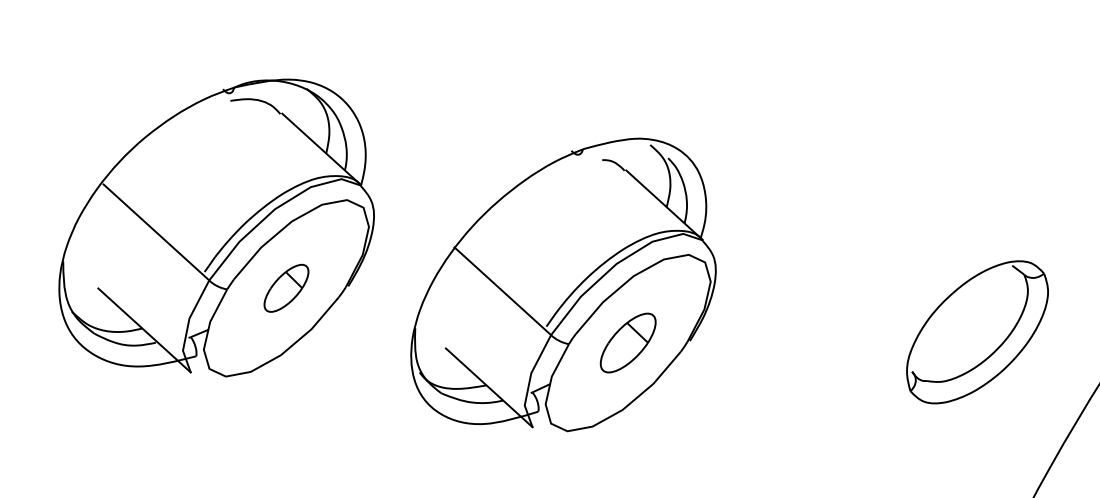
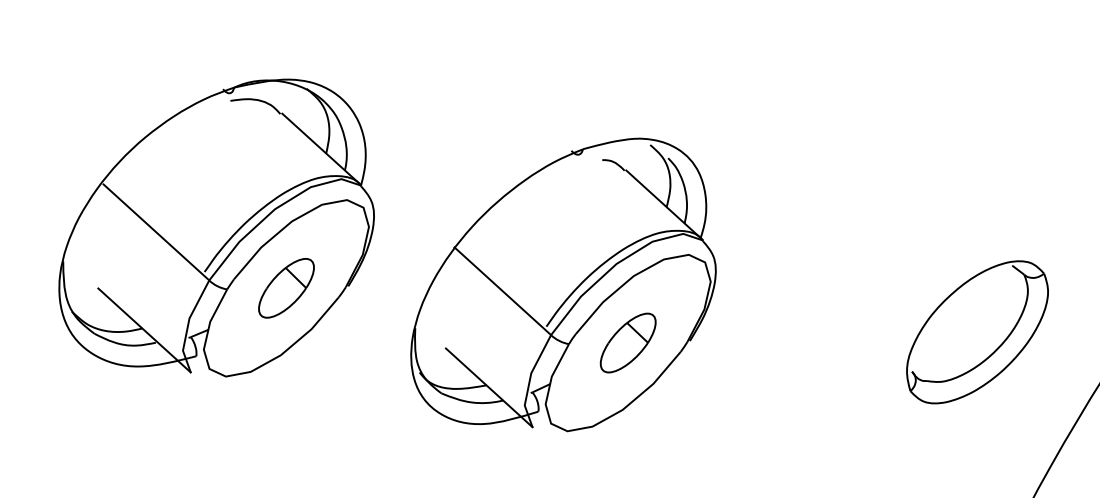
part size: 47x50 px -> 57x61 px (286, 288)
